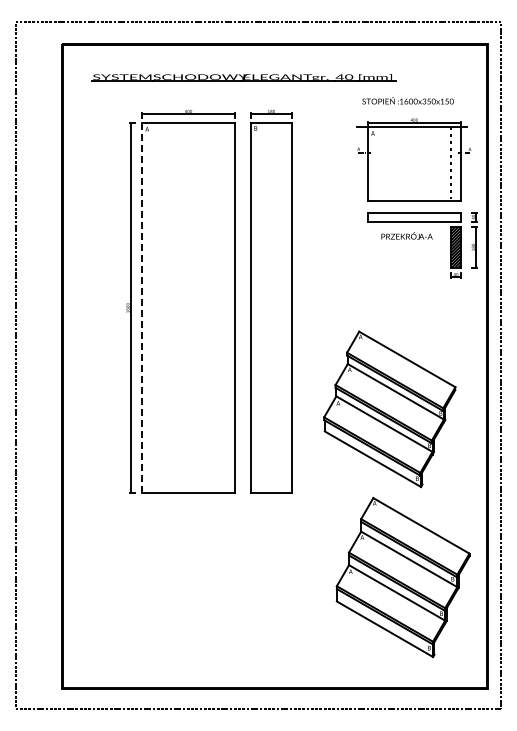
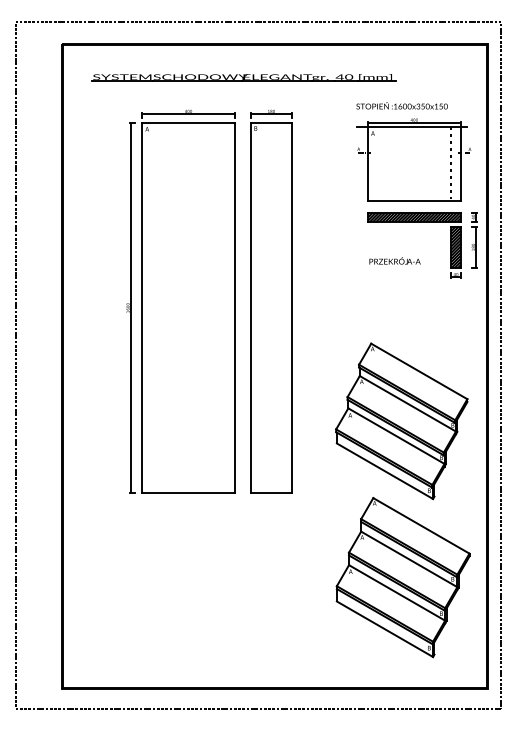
text position: (407, 100) -> (401, 105) (401, 105)
hatch: none -> present (414, 216)
text position: (406, 235) -> (394, 260) (394, 260)
line: dashed -> solid (142, 308)
part position: (389, 409) -> (401, 421) (401, 421)
